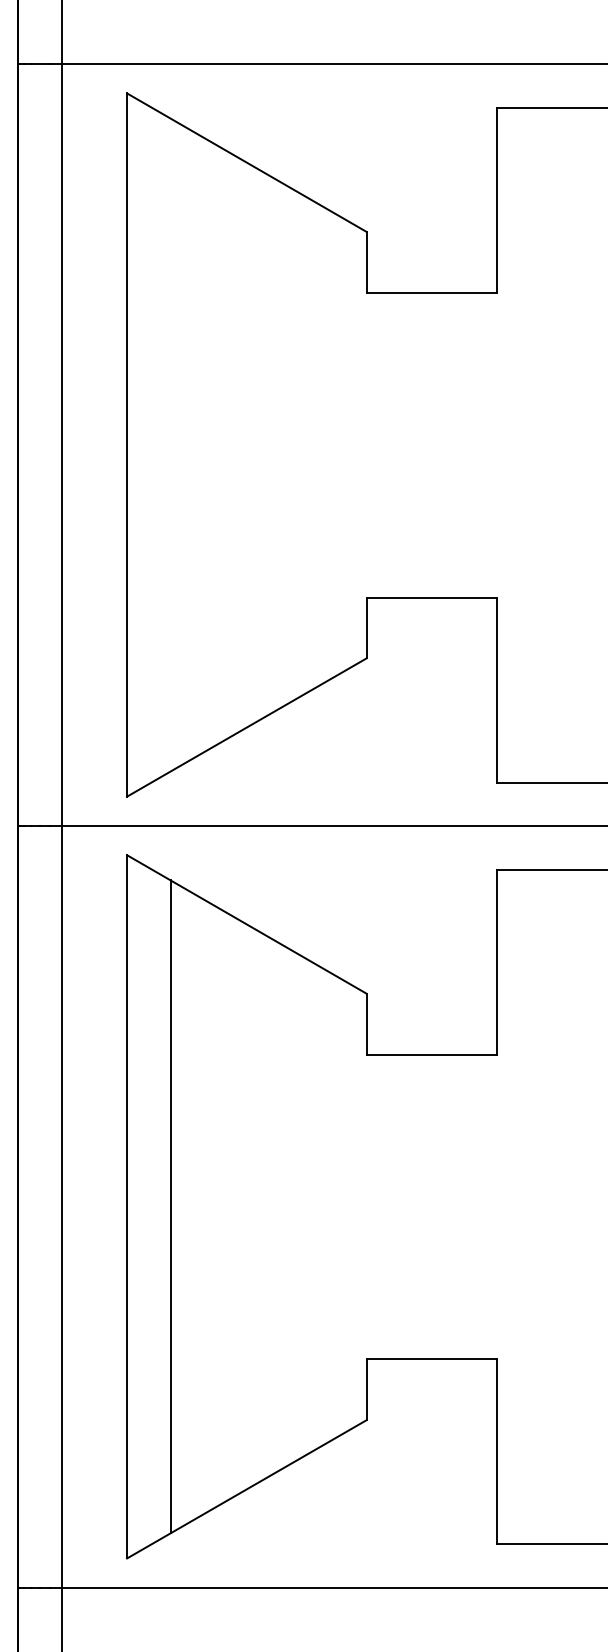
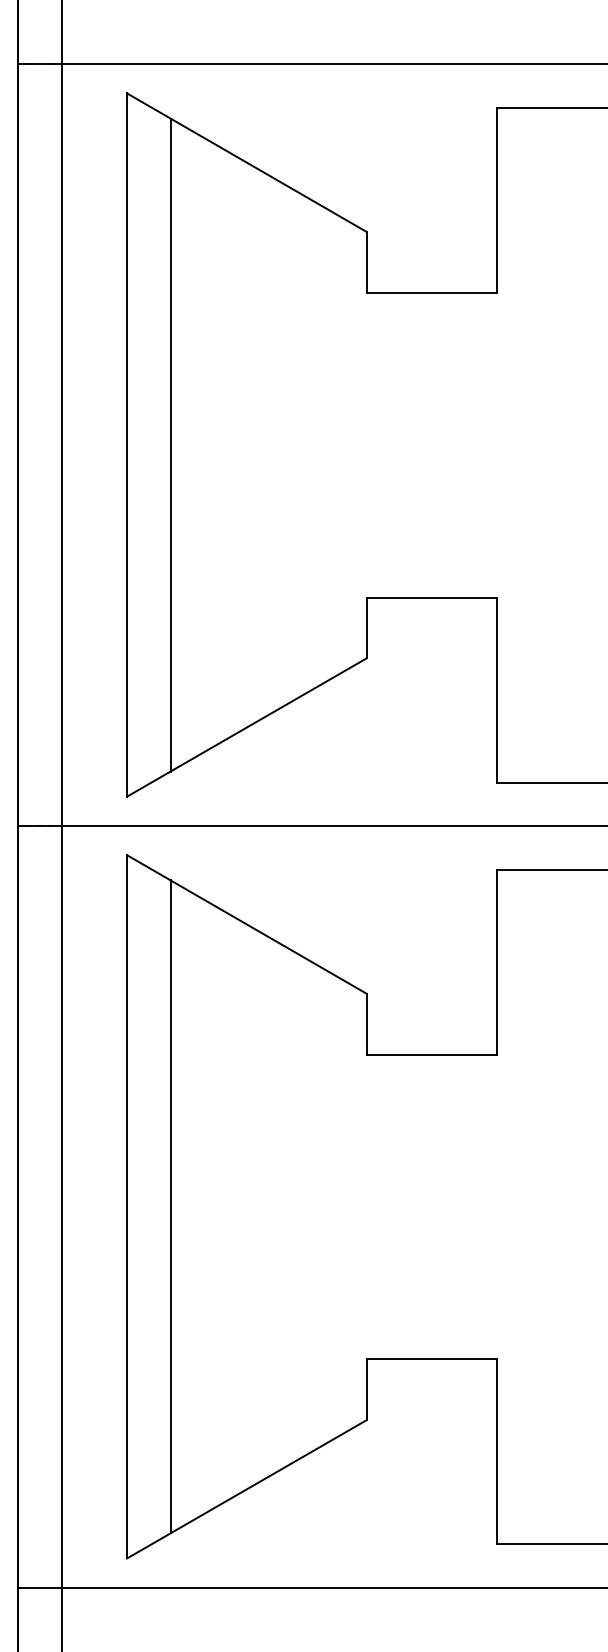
line: none -> present (170, 444)
